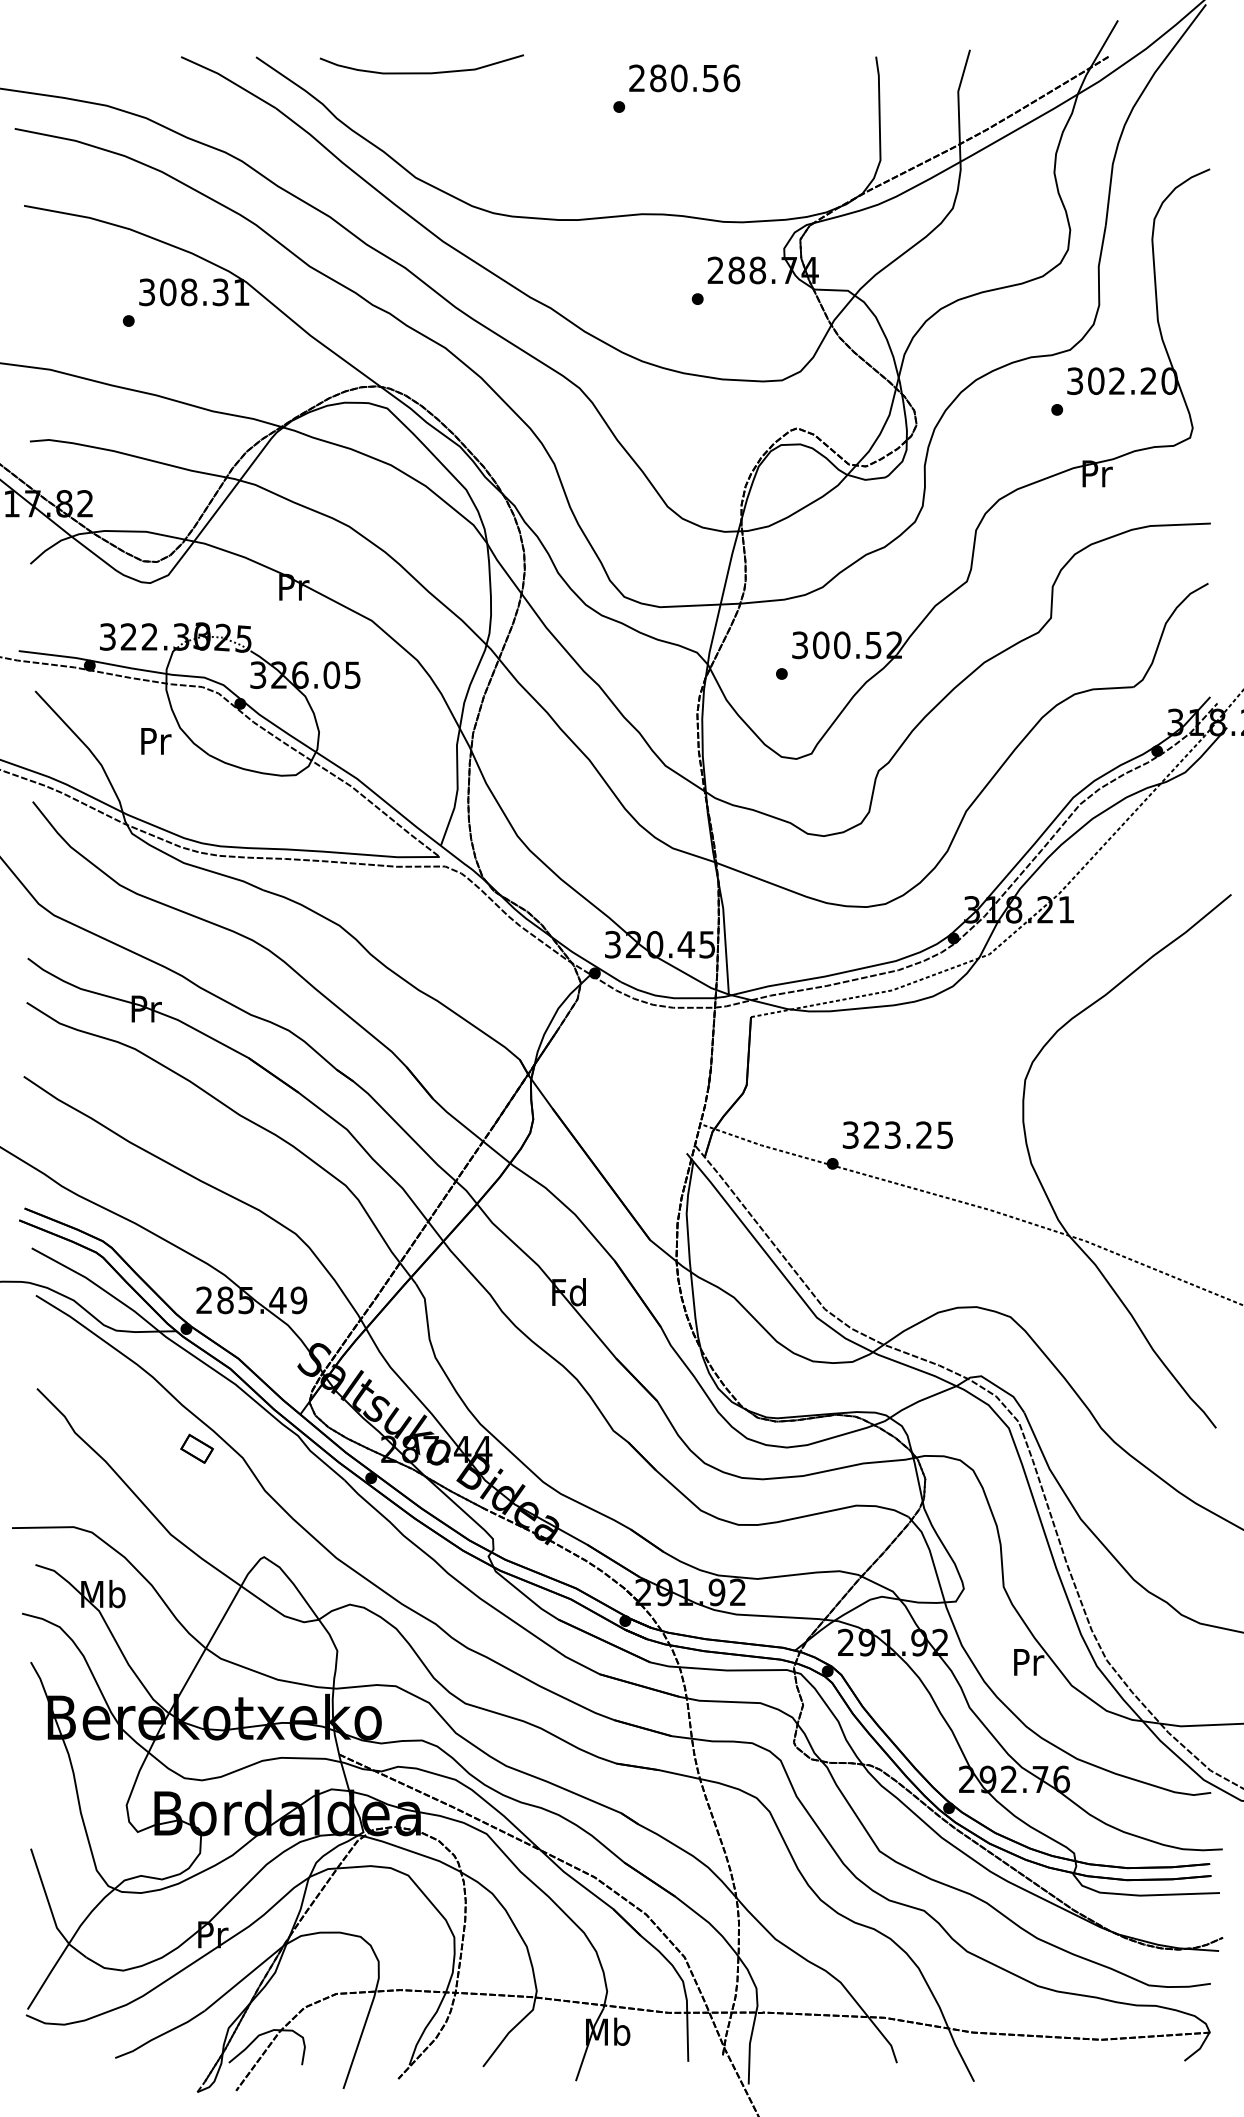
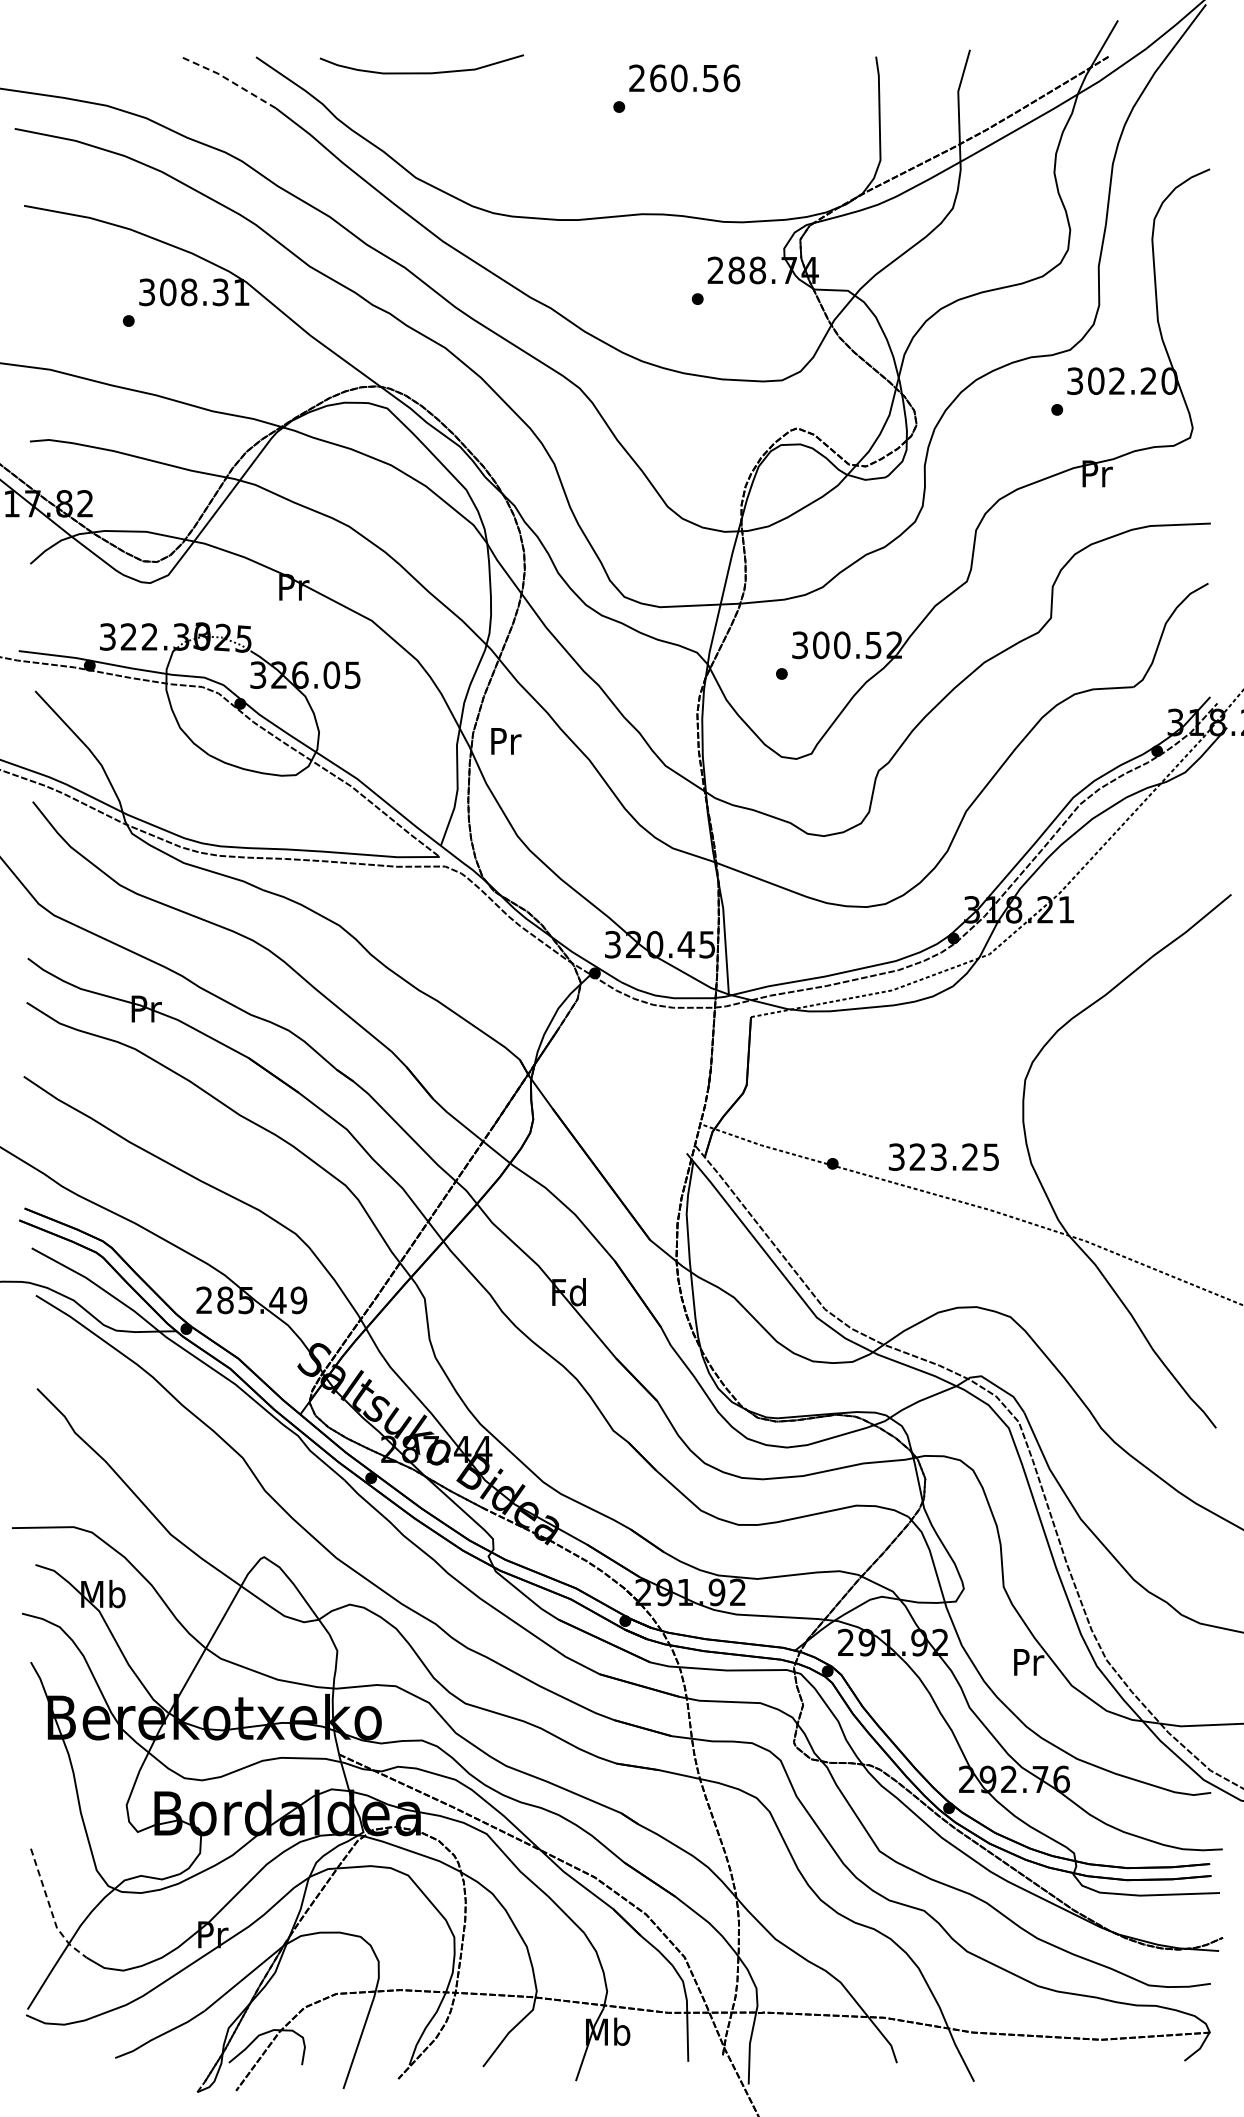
text: 280.56 -> 260.56 (658, 78)
line: solid -> dashed (229, 80)
text position: (156, 741) -> (506, 741) (506, 741)
text position: (897, 1134) -> (943, 1156) (943, 1156)
part: present -> none (196, 1448)
line: solid -> dashed (51, 1910)
